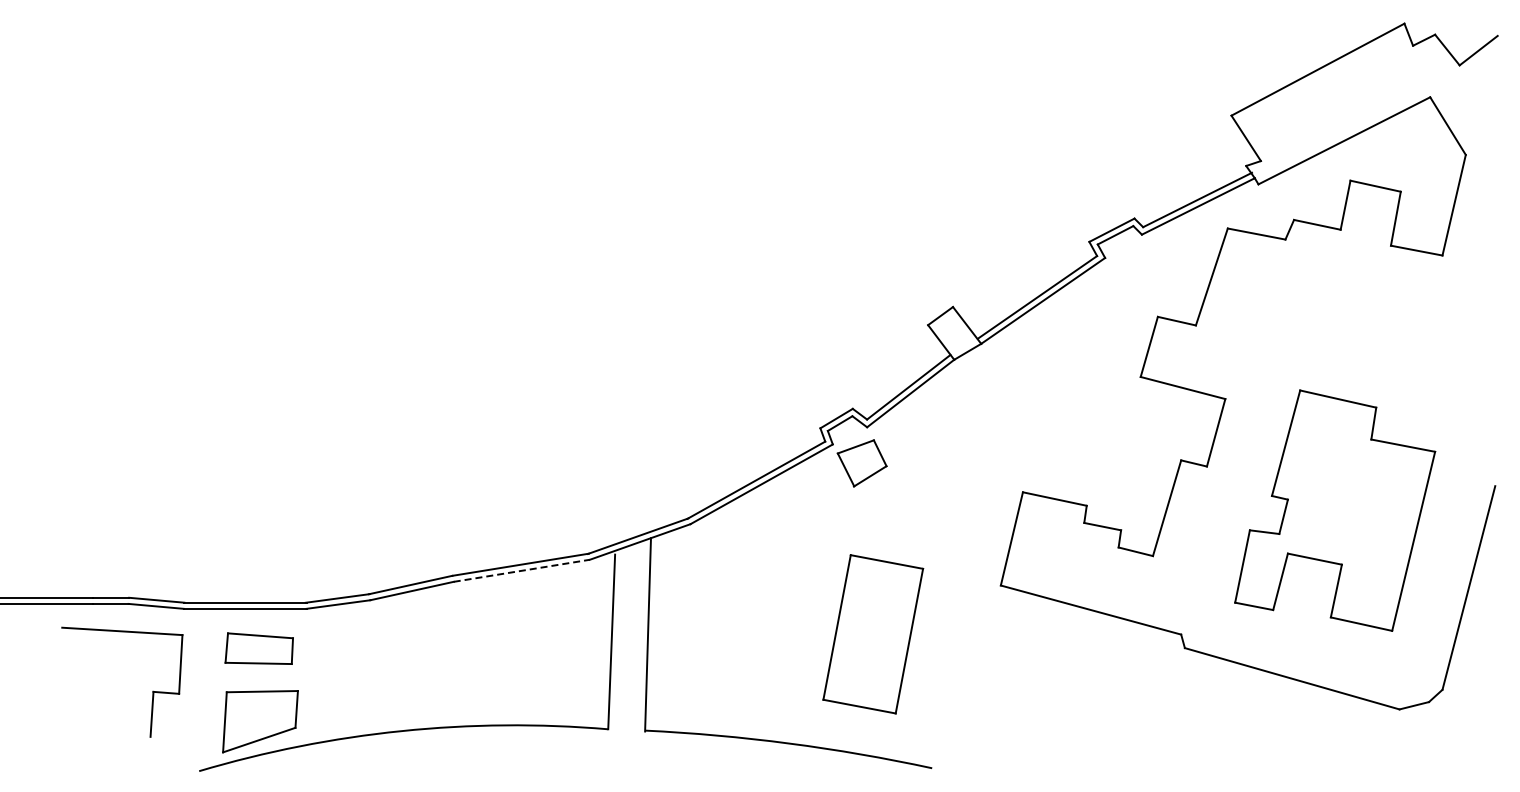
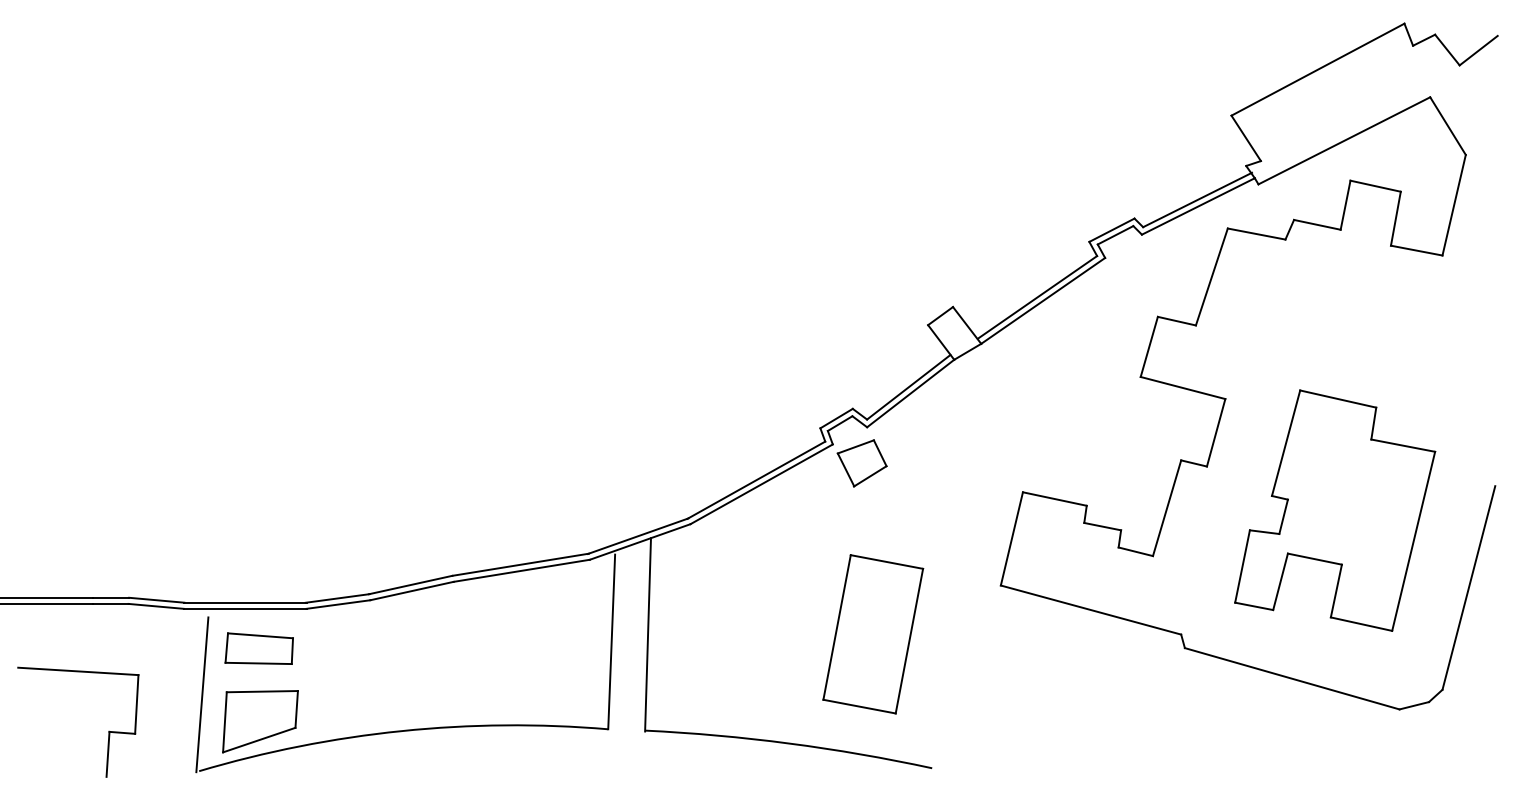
line: dashed -> solid (521, 570)
part position: (152, 691) -> (108, 731) (108, 731)
line: none -> present (202, 694)
